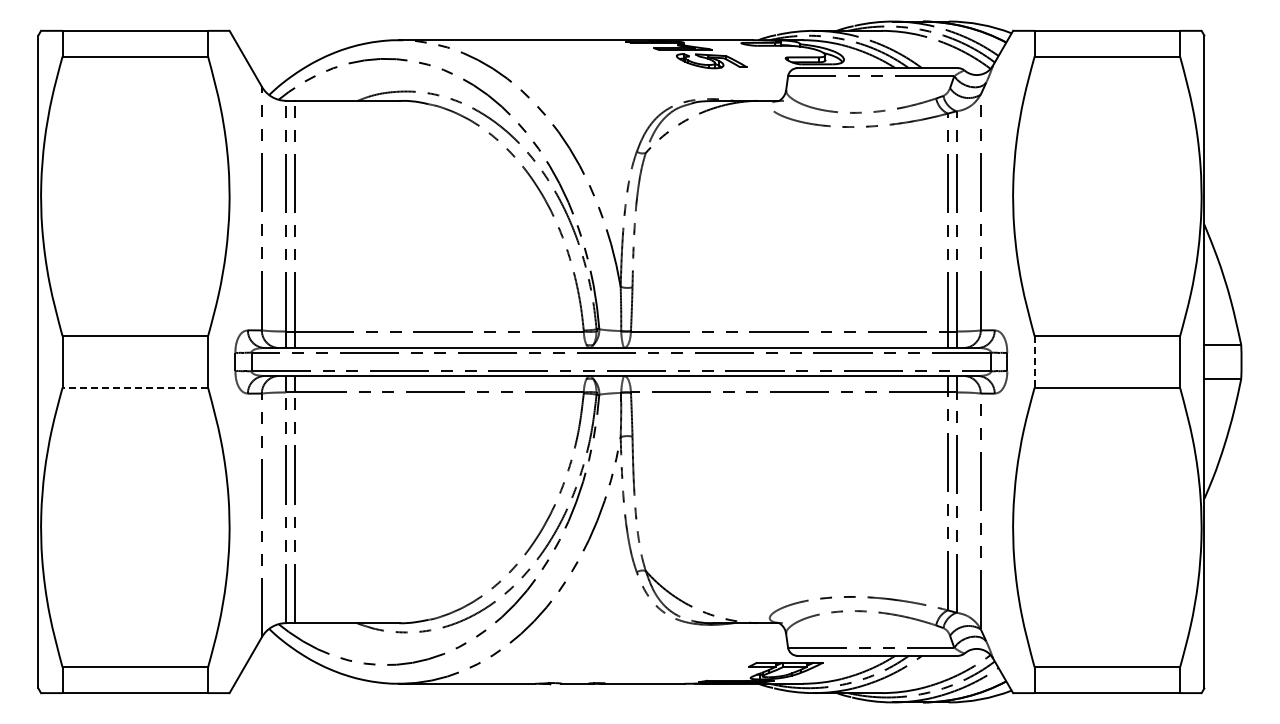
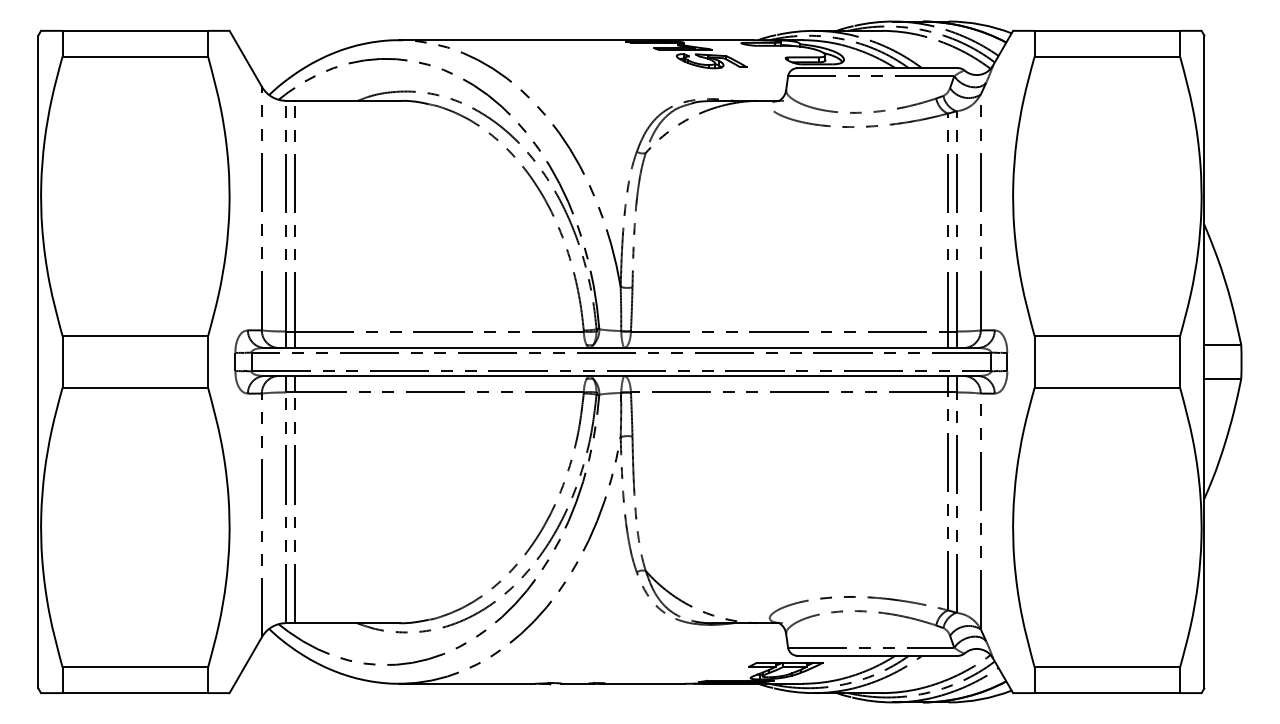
line: dashed -> solid (1034, 361)
line: dashed -> solid (135, 387)
